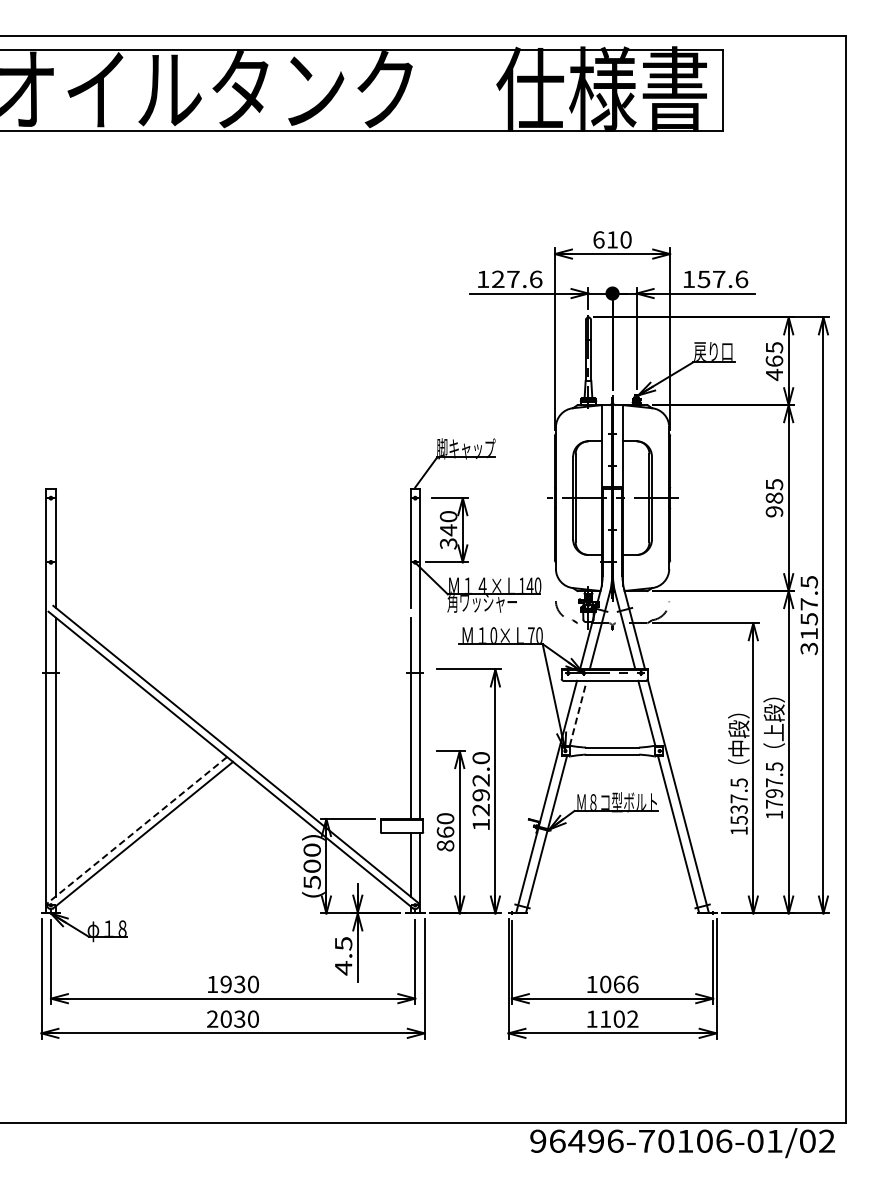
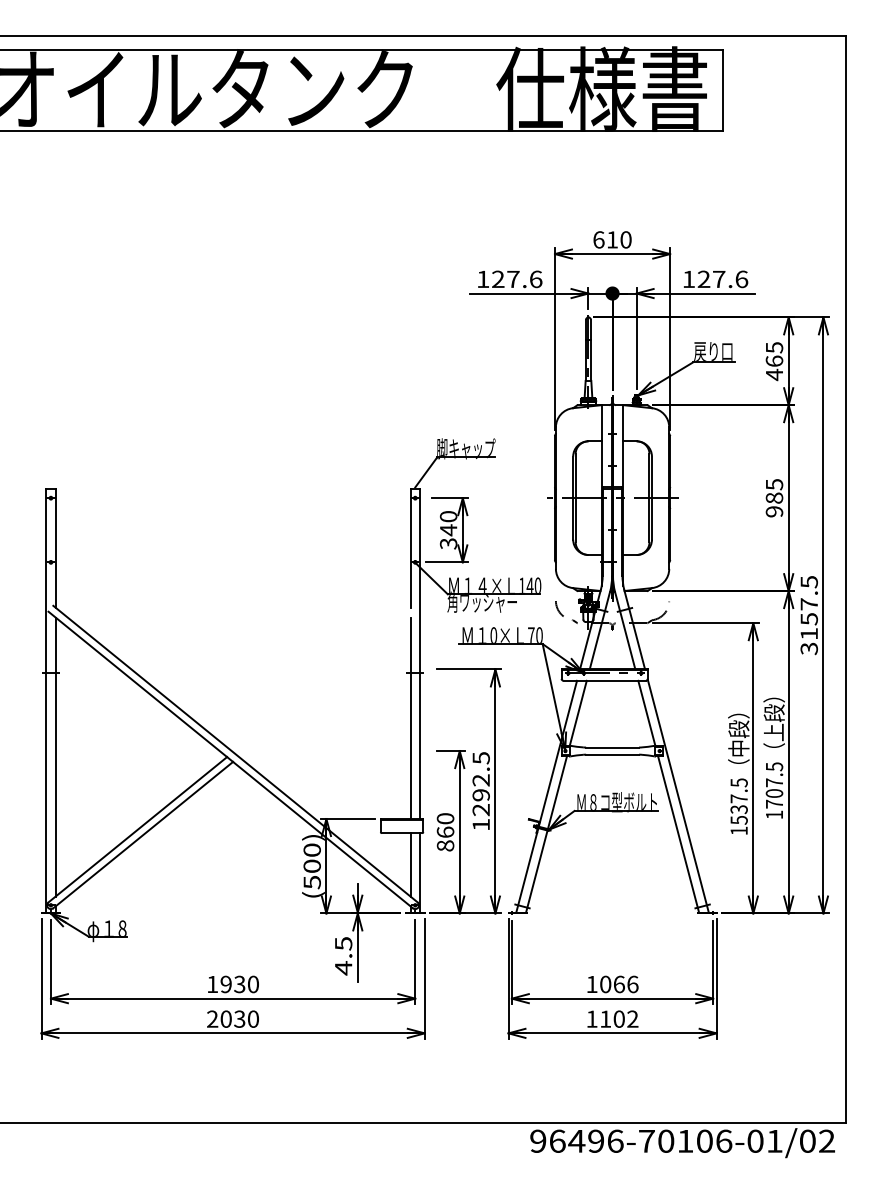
text: 157.6 -> 127.6 (703, 279)
line: dashed -> solid (578, 713)
text: 1292.0 -> 1292.5 (480, 758)
text: 1797.5 -> 1707.5 (774, 793)
line: dashed -> solid (137, 830)
